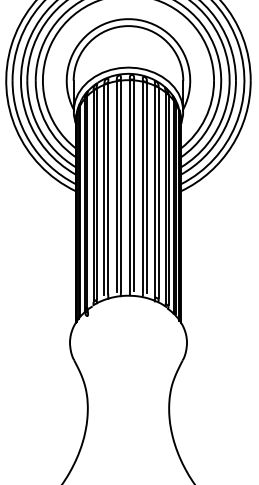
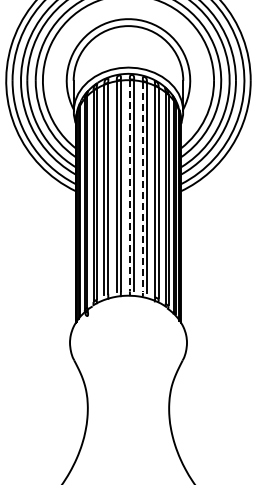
line: solid -> dashed (129, 185)
line: solid -> dashed (142, 187)
